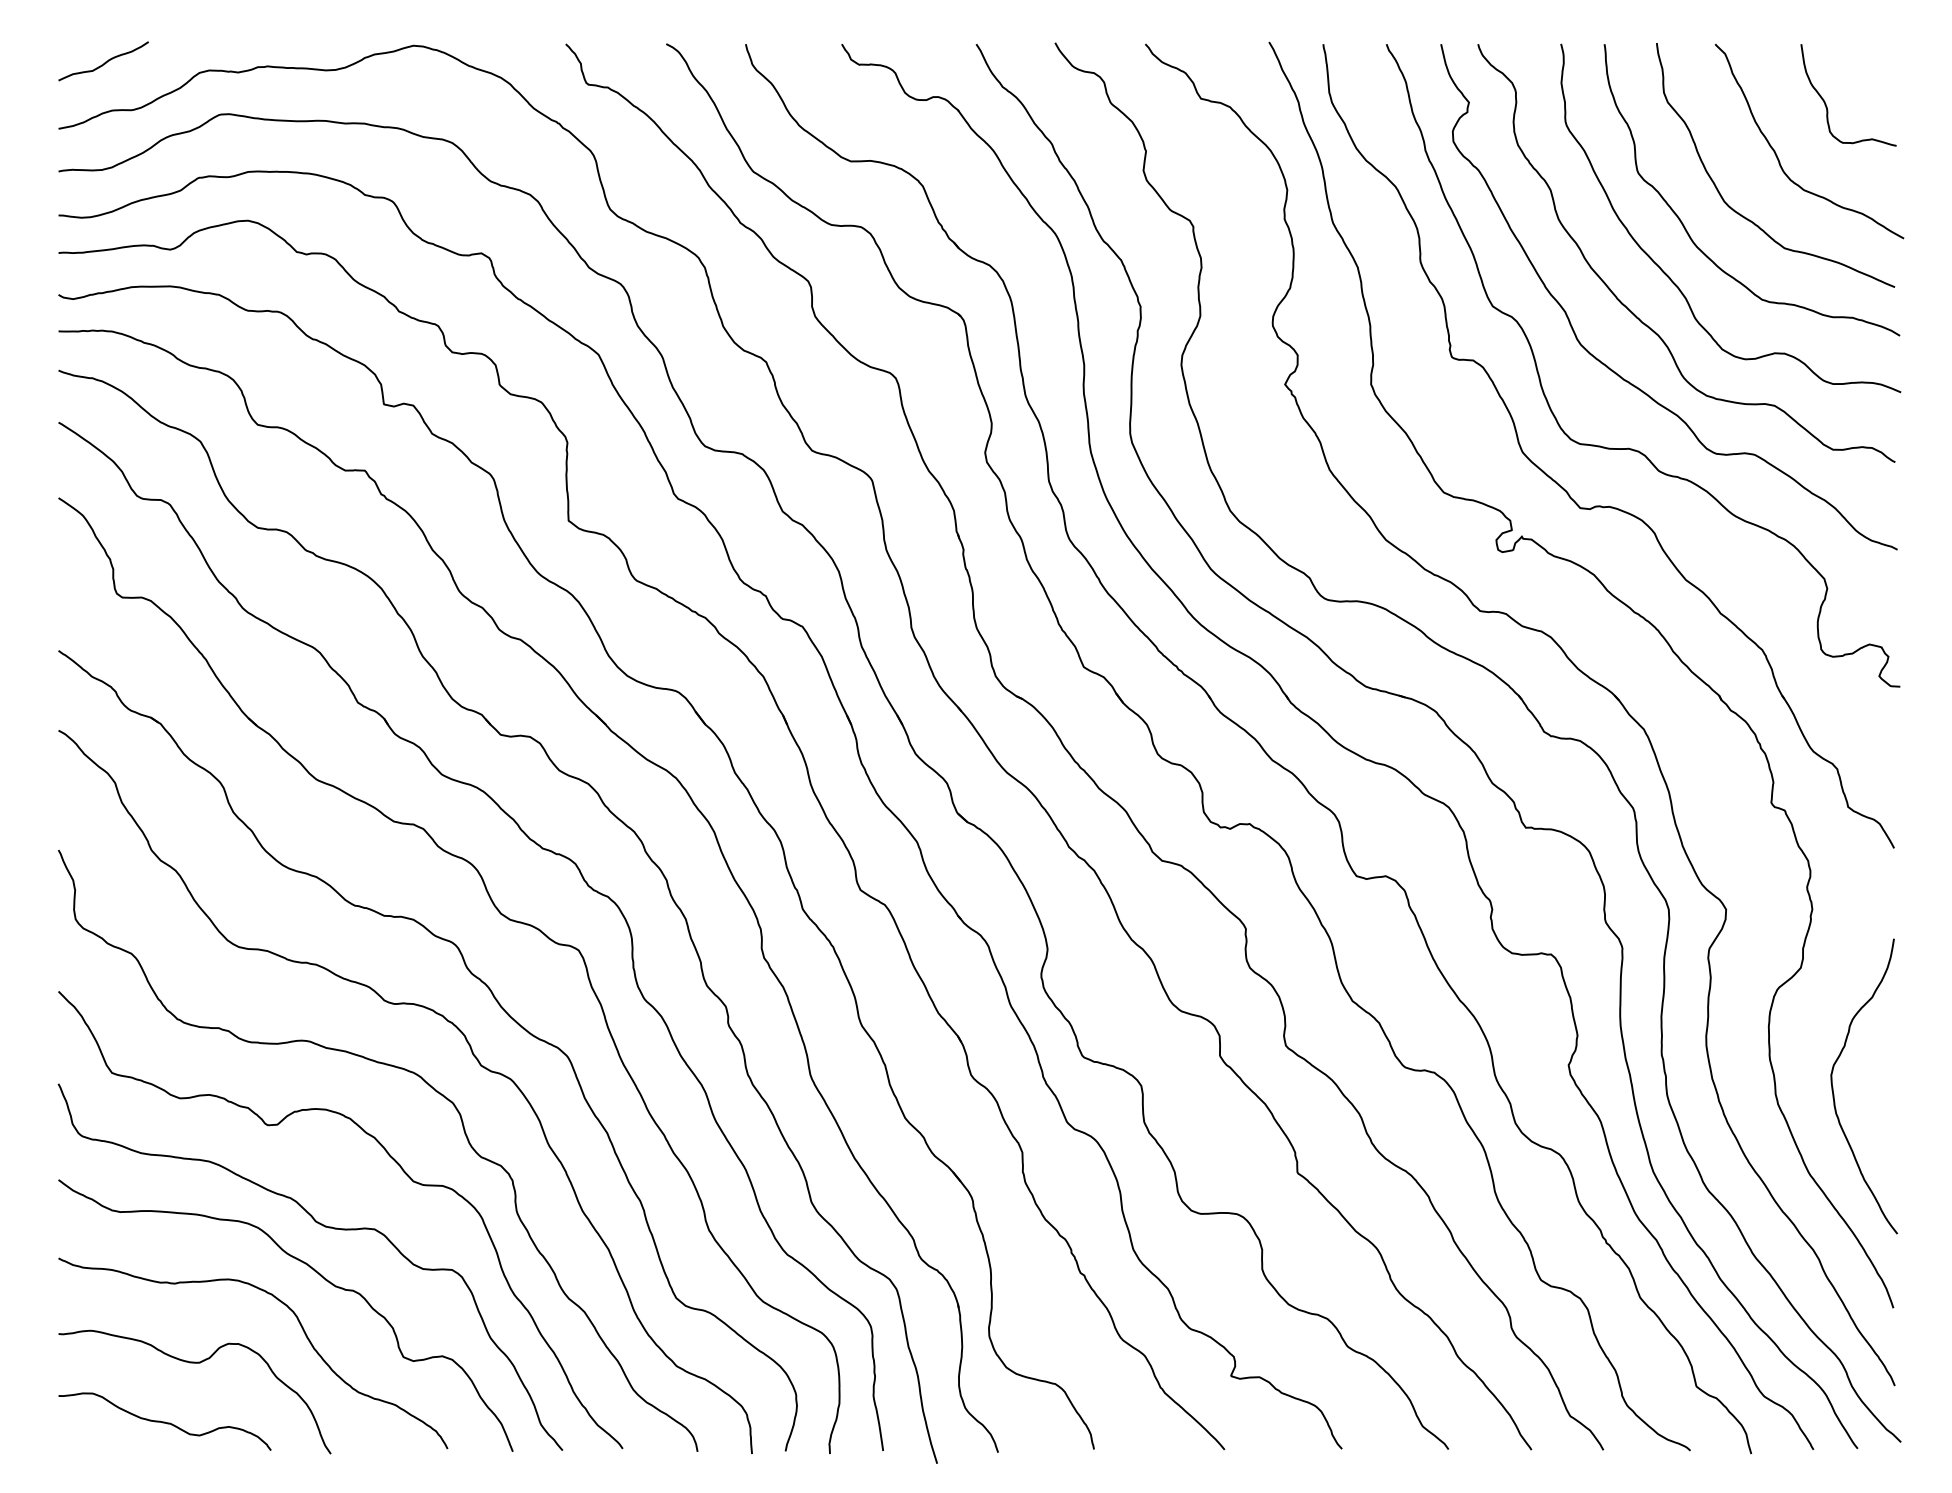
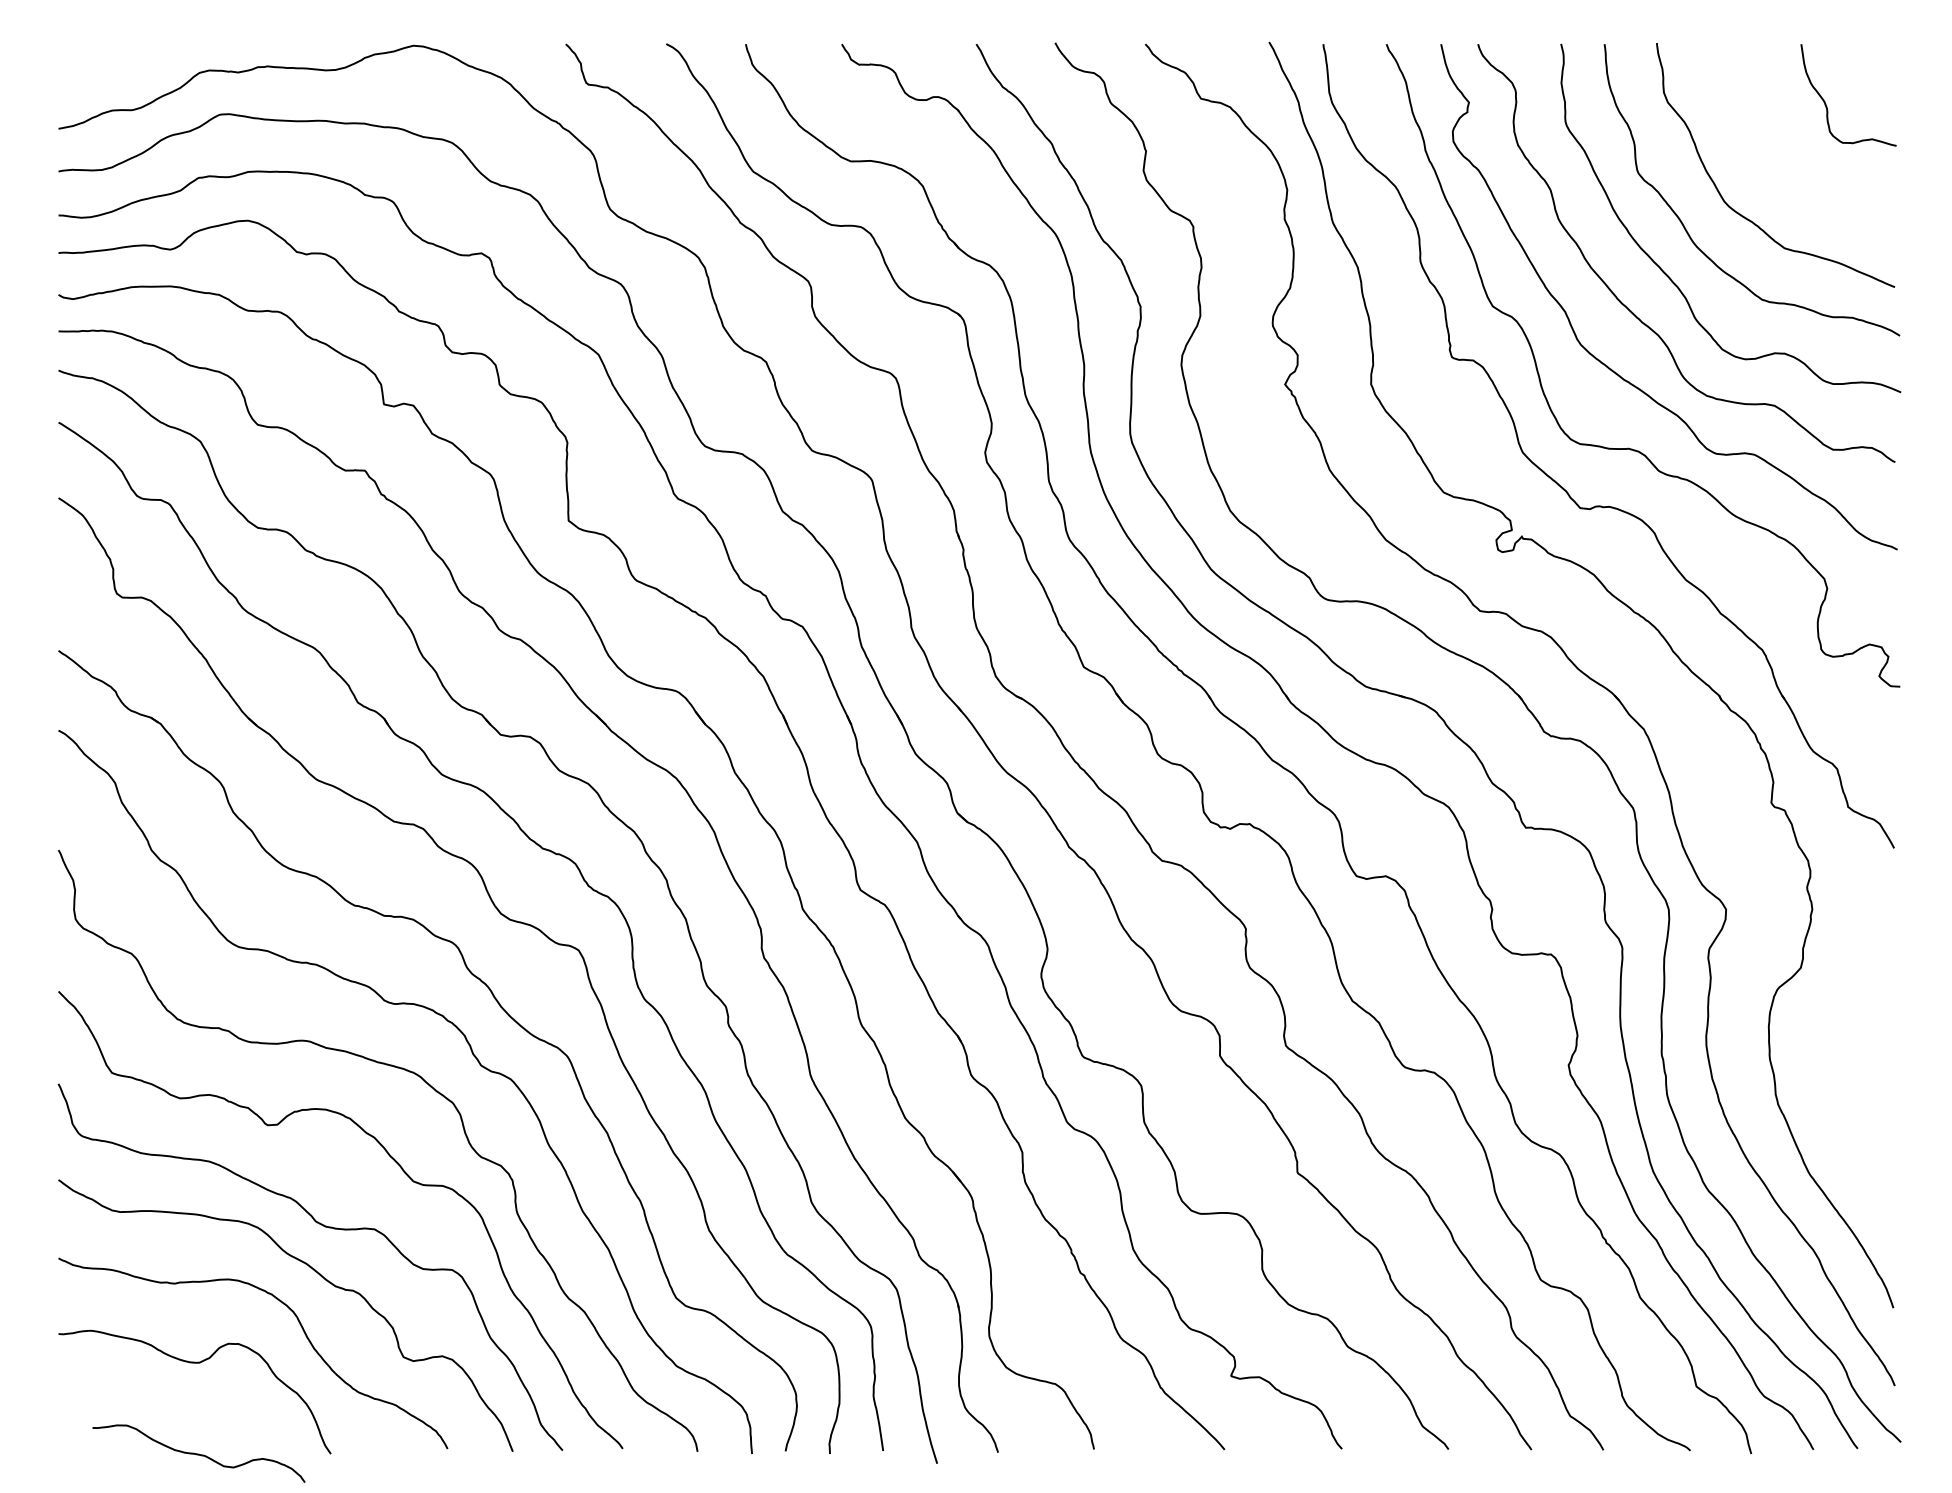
curve: present -> none (104, 62)
curve: present -> none (1778, 157)
curve: present -> none (1833, 1087)
curve position: (164, 1421) -> (198, 1453) (198, 1453)
